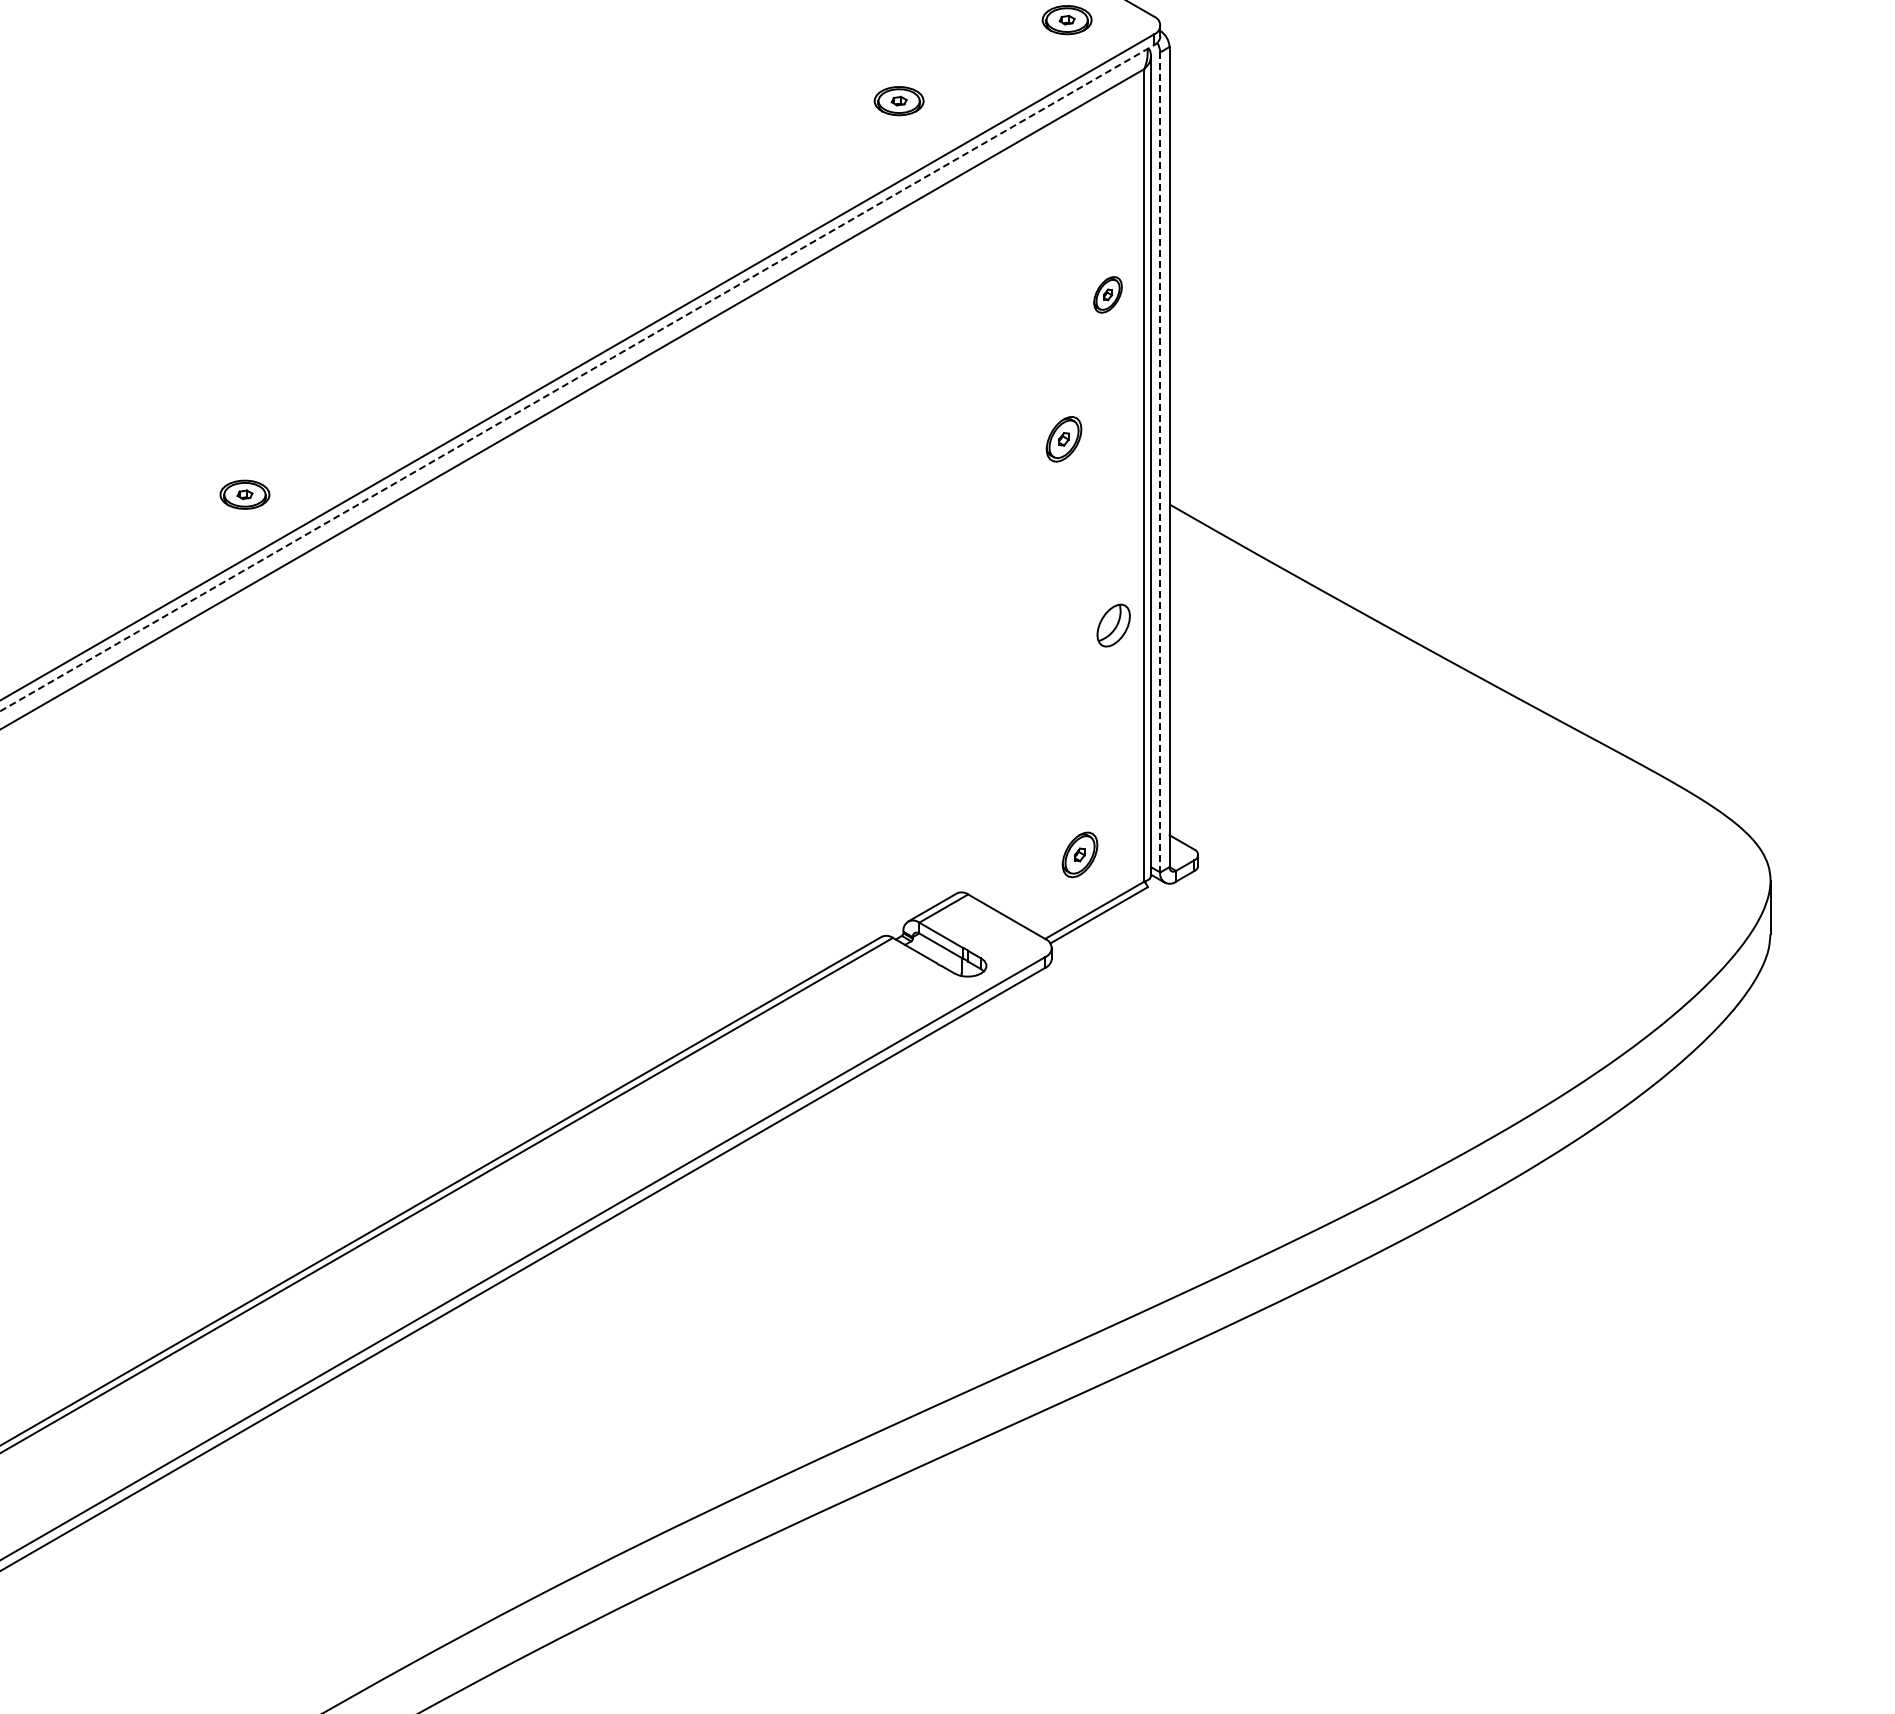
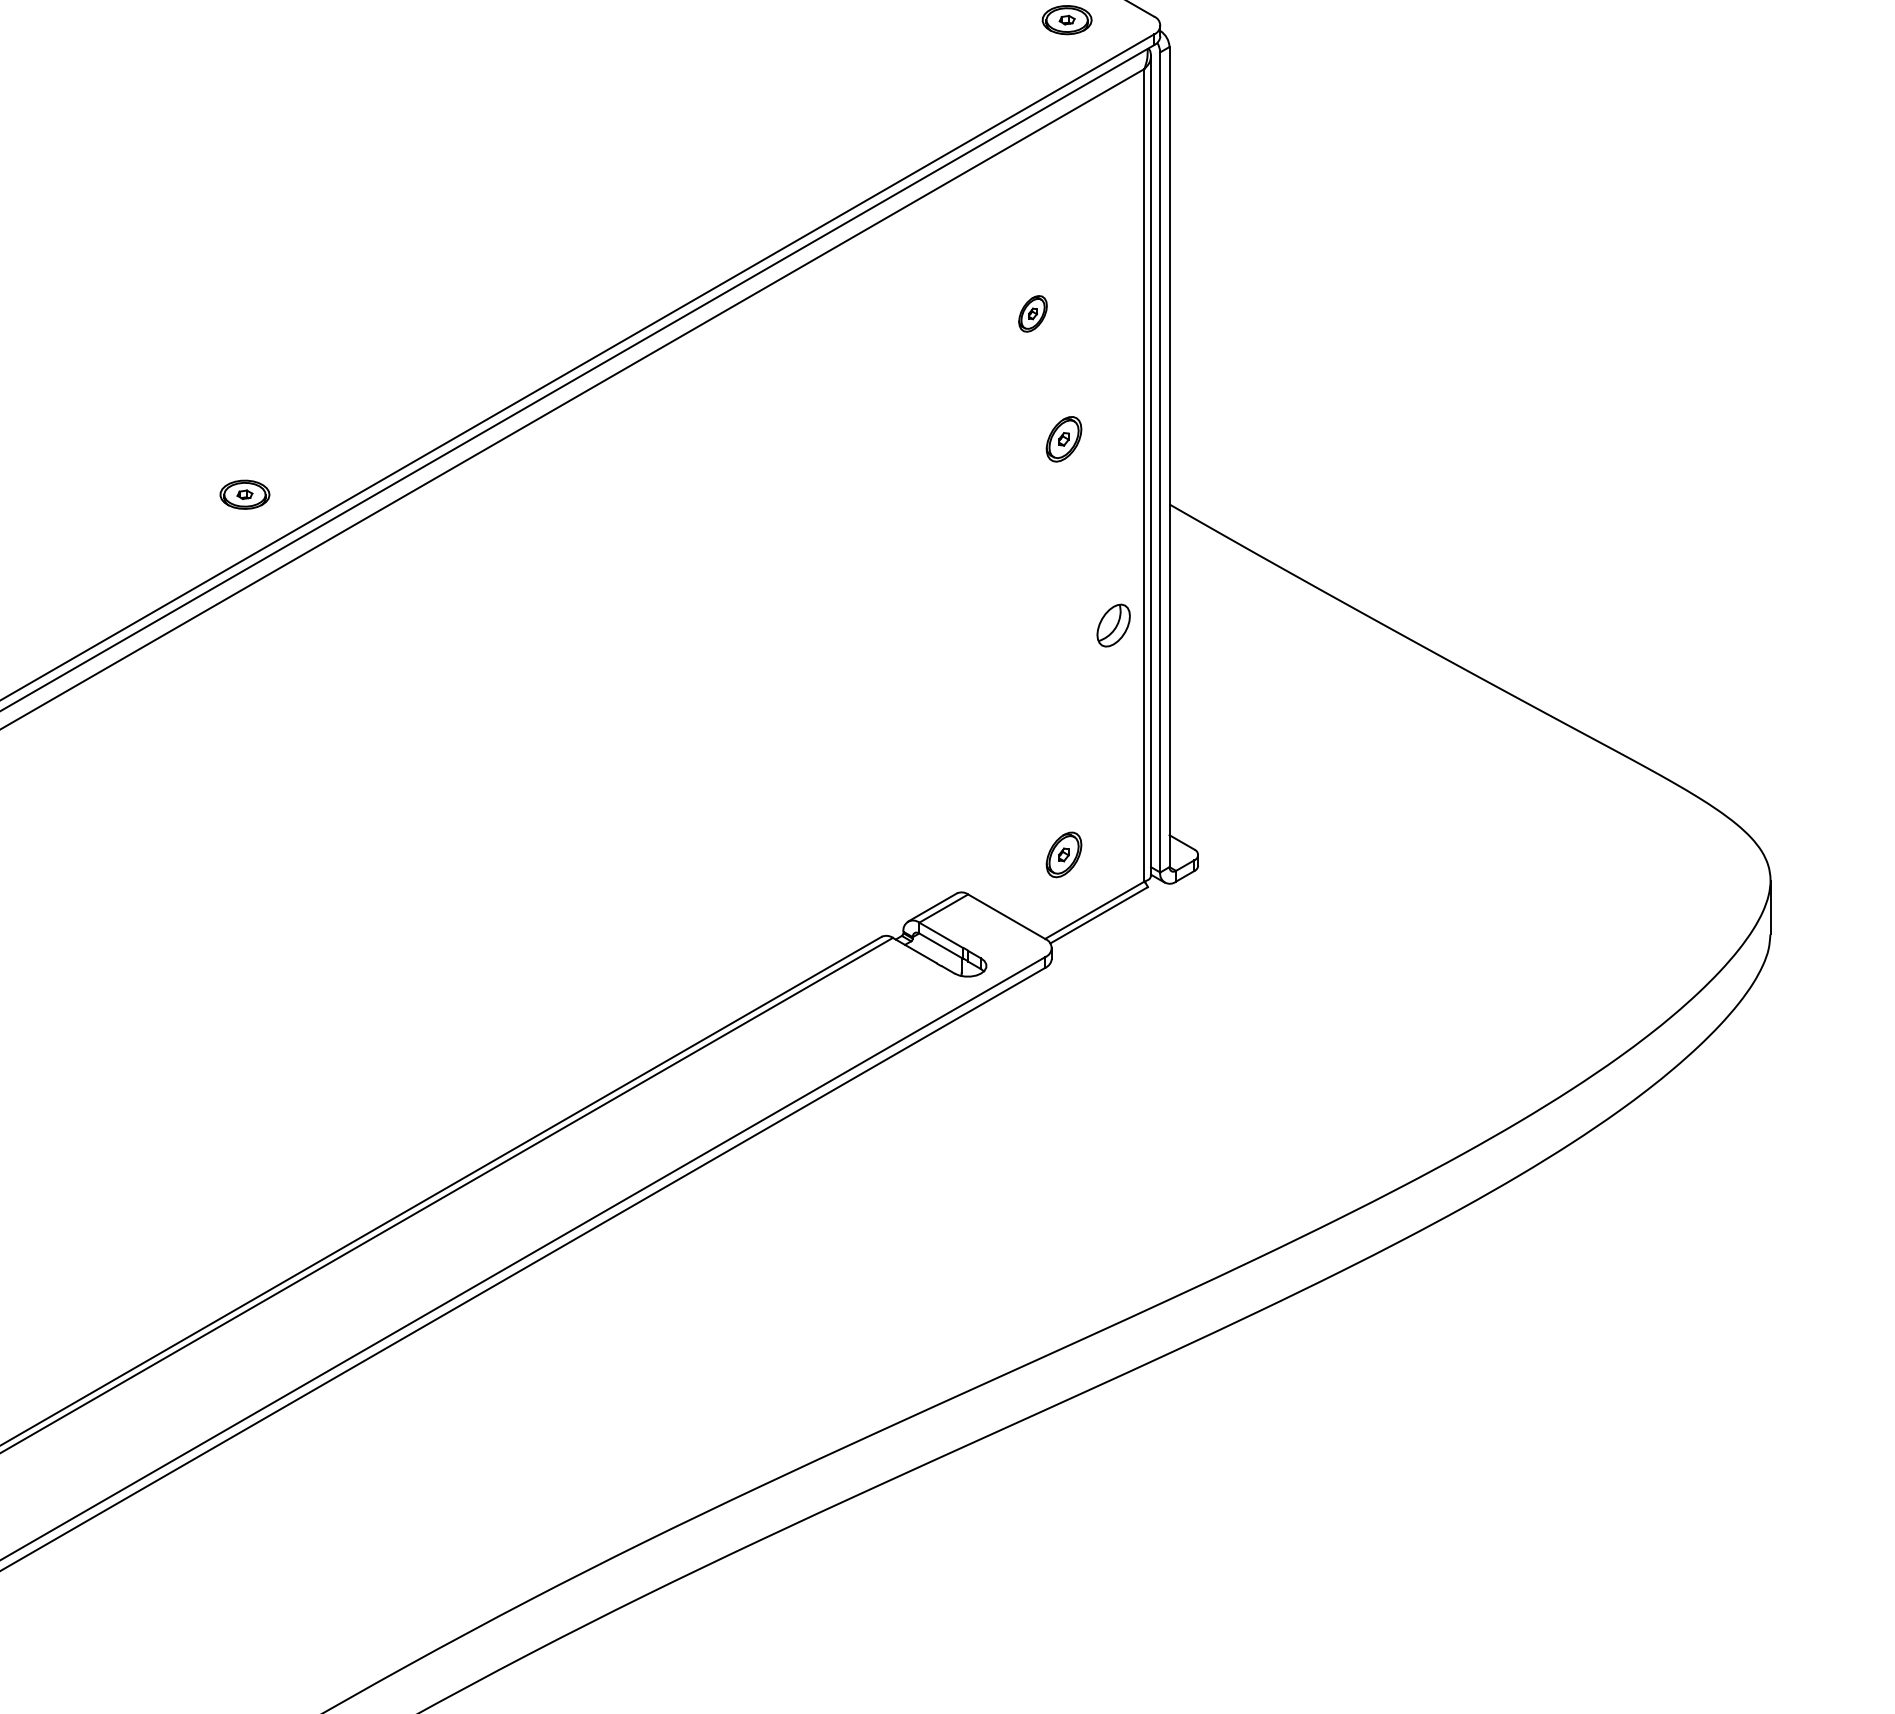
part: present -> none (898, 101)
part position: (1107, 294) -> (1032, 313) (1032, 313)
line: dashed -> solid (577, 378)
line: dashed -> solid (1160, 462)
part position: (1079, 854) -> (1063, 854) (1063, 854)
